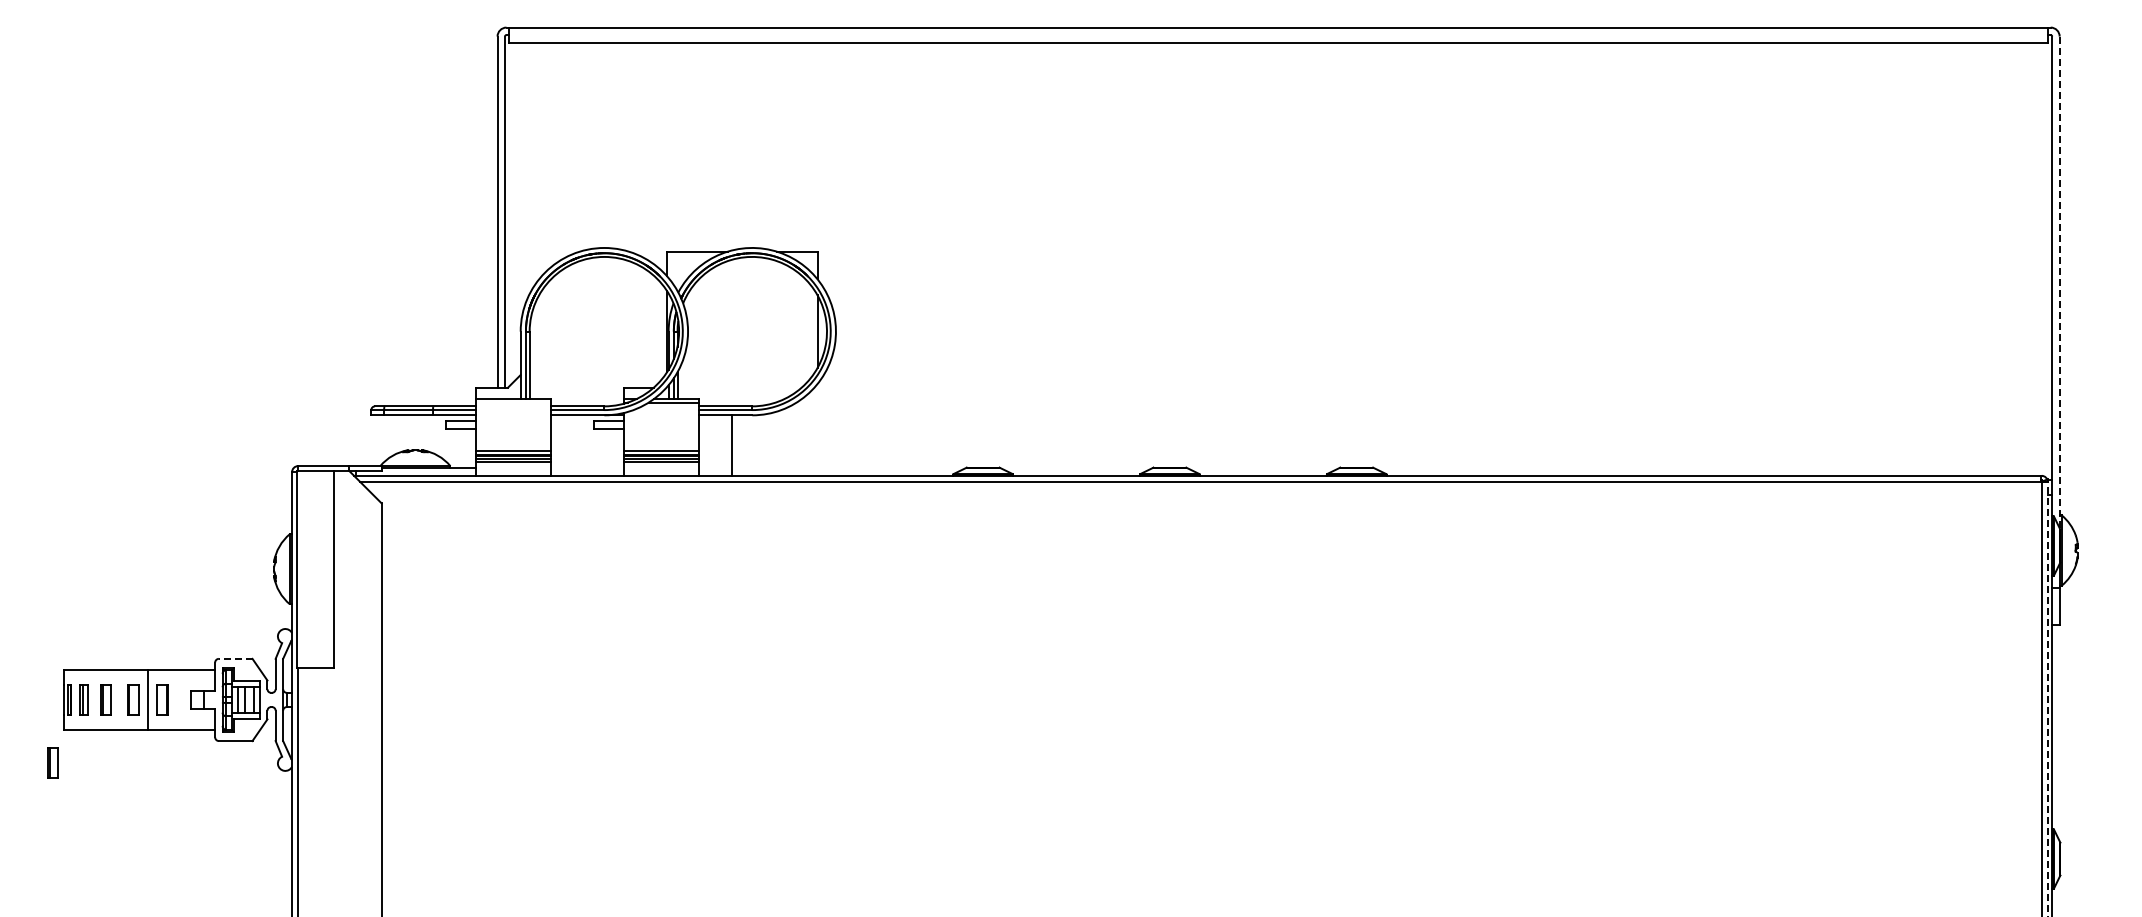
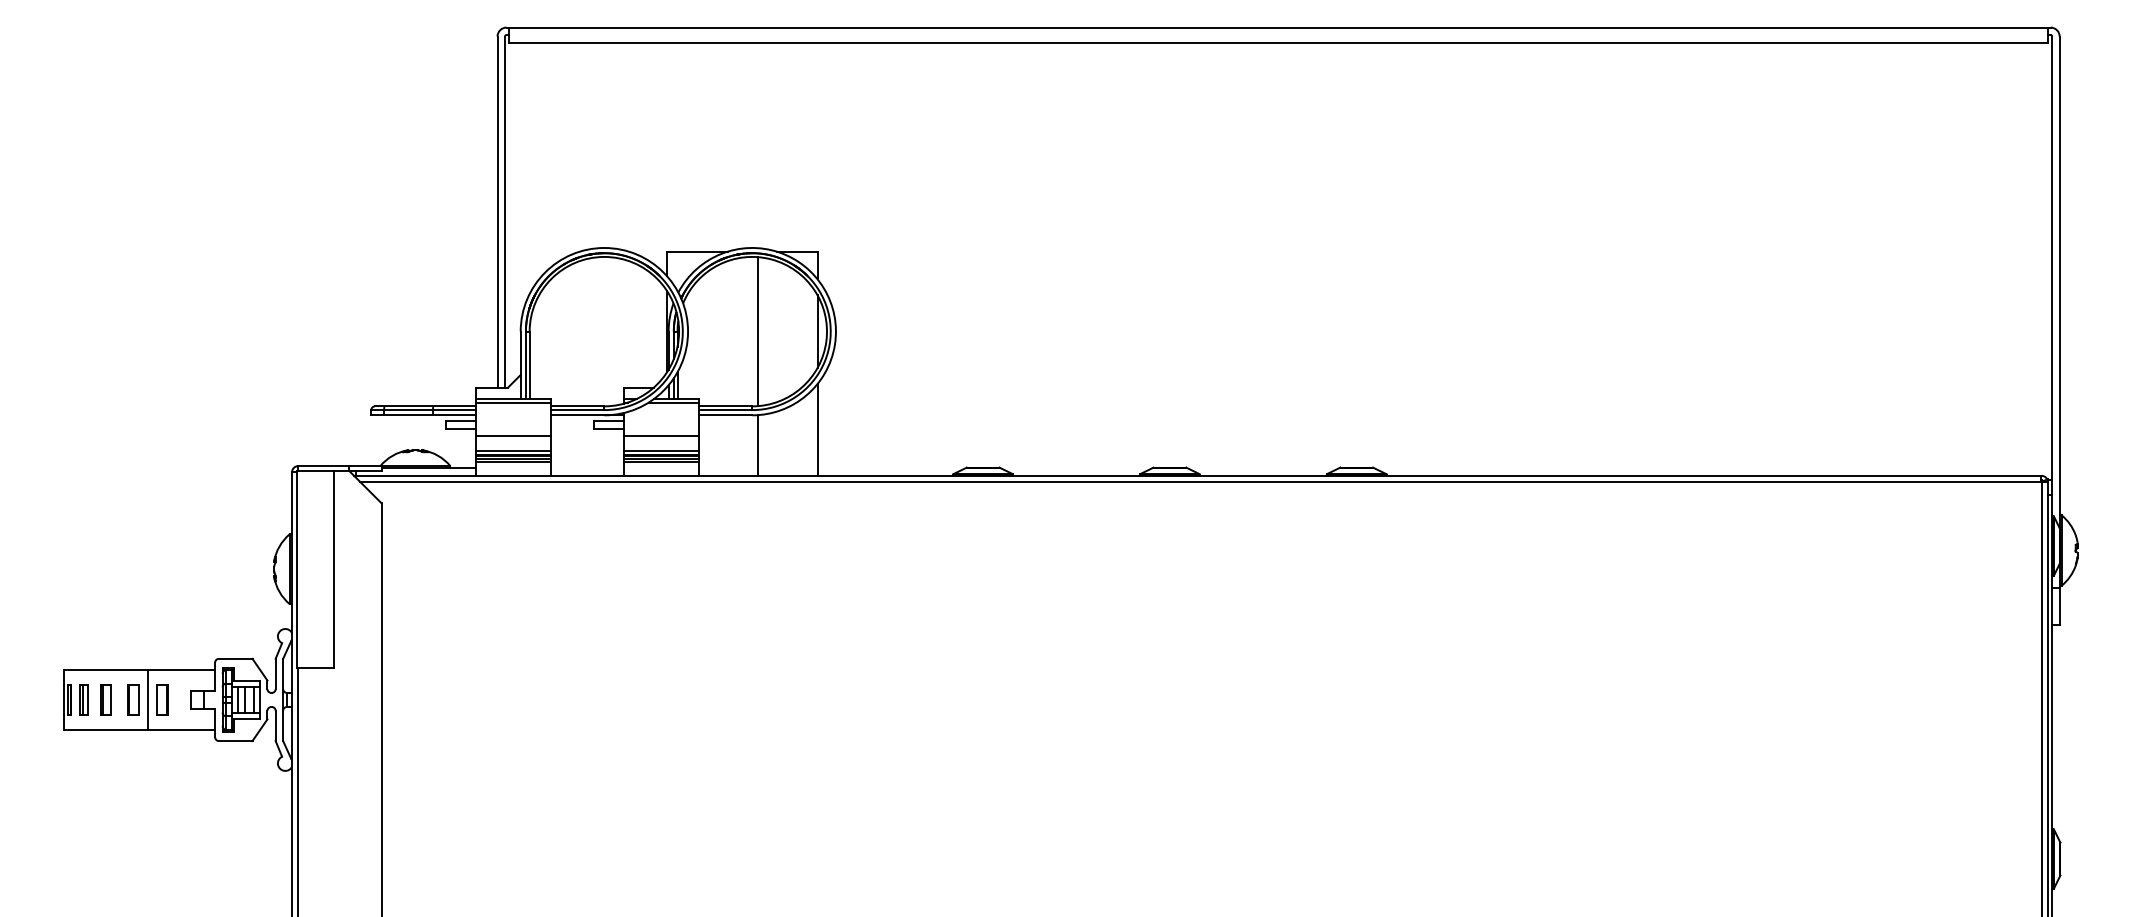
line: dashed -> solid (2059, 282)
line: none -> present (758, 331)
line: none -> present (512, 402)
line: none -> present (817, 429)
line: none -> present (512, 436)
line: none -> present (660, 436)
line position: (732, 445) -> (758, 445) (758, 445)
line: dashed -> solid (235, 658)
line: dashed -> solid (2047, 697)
part: present -> none (52, 762)
